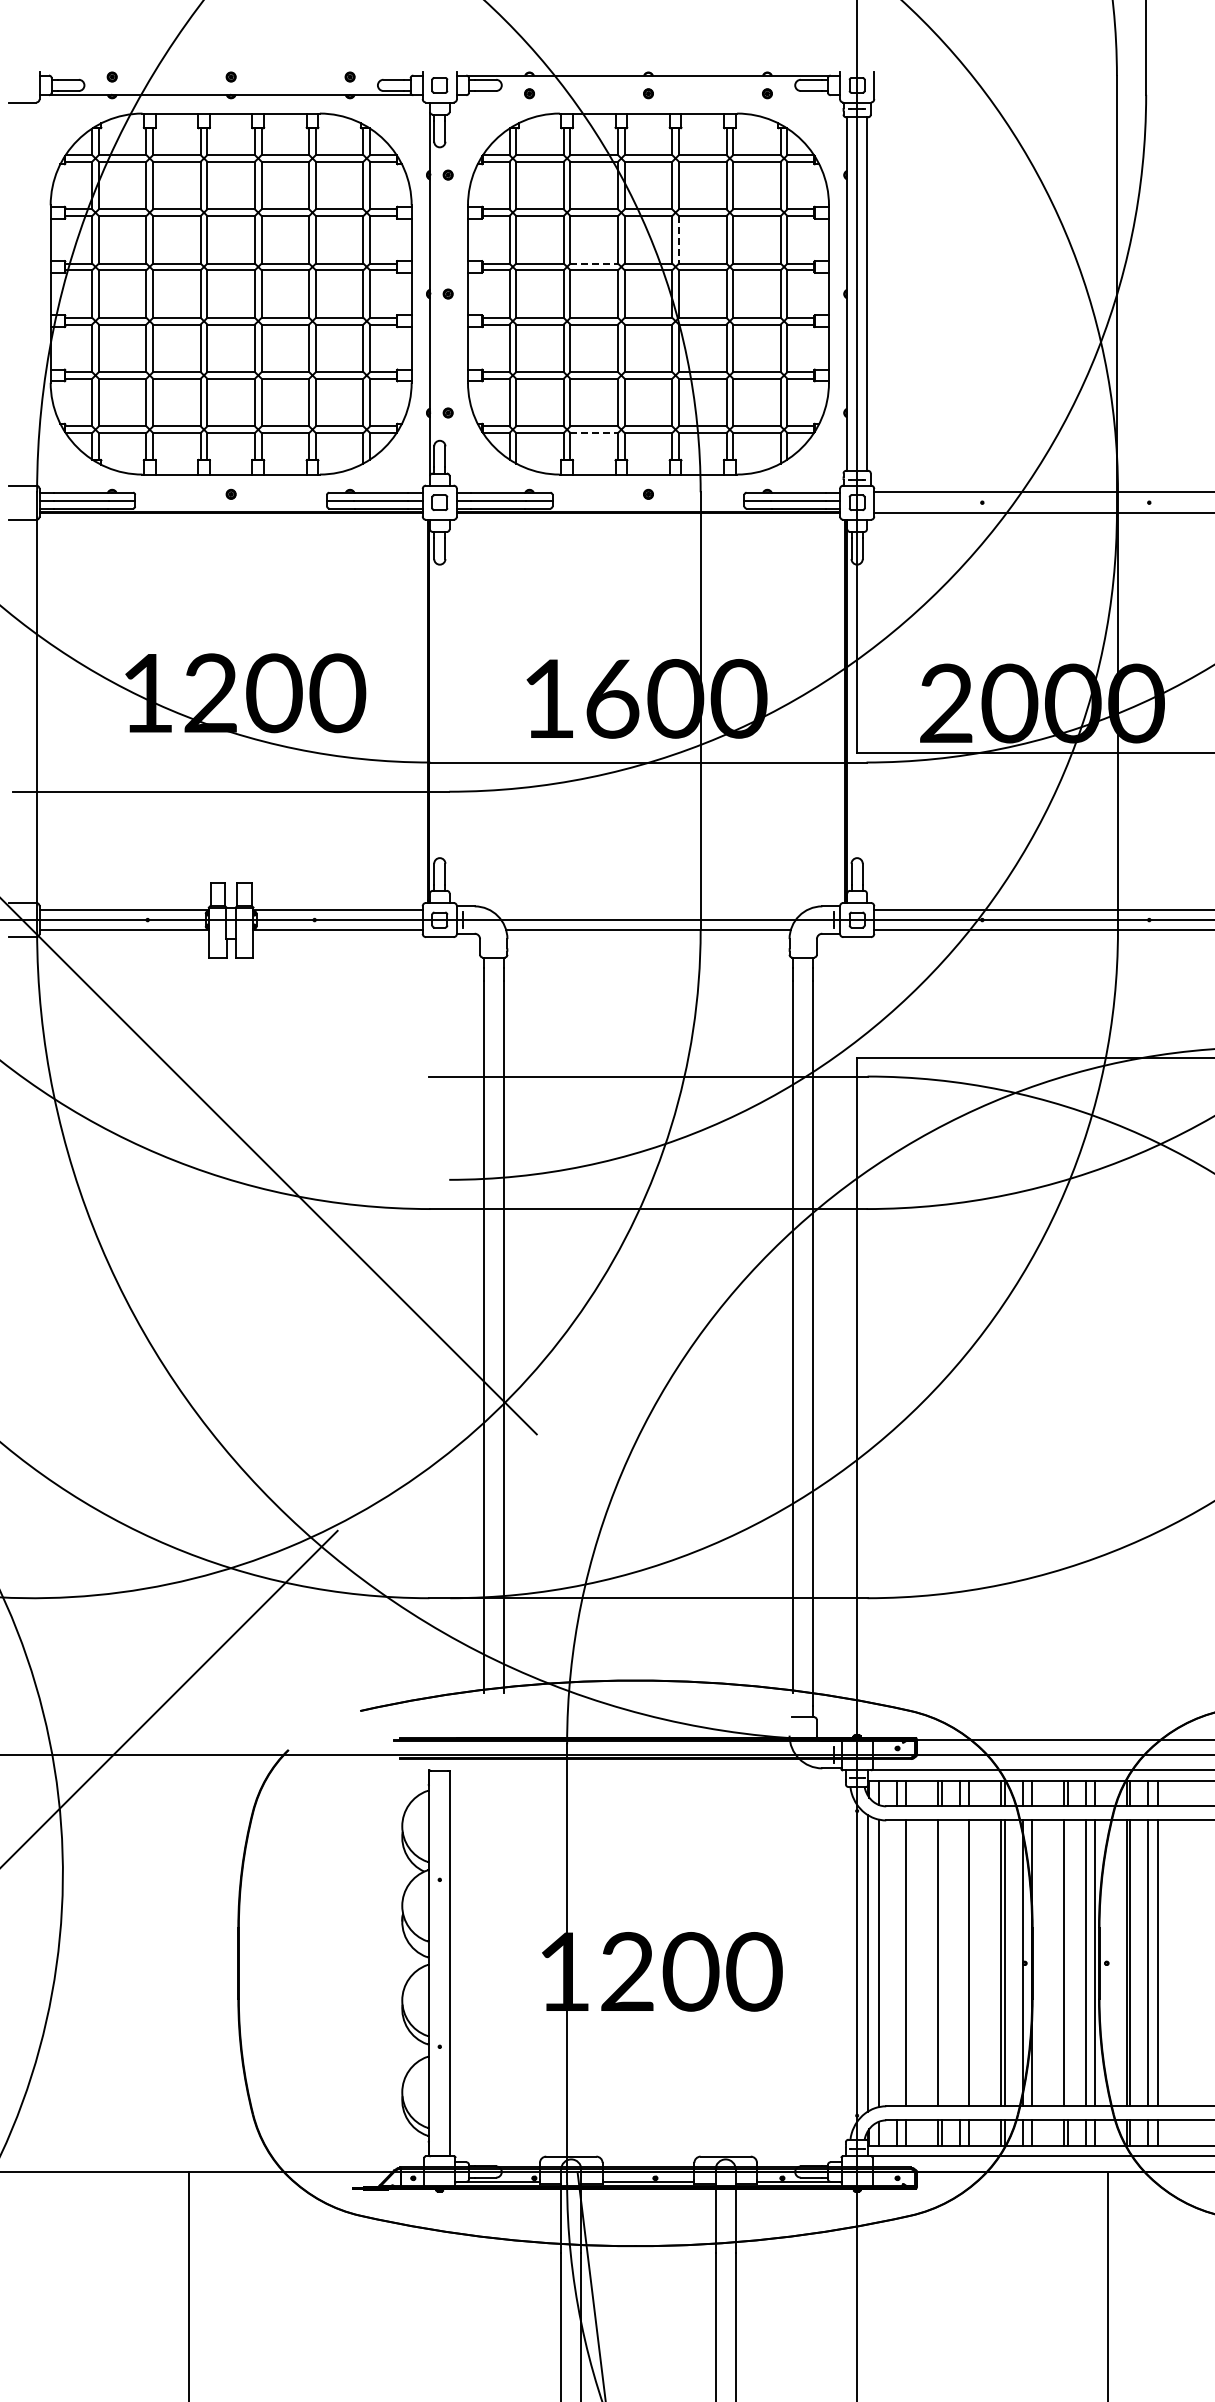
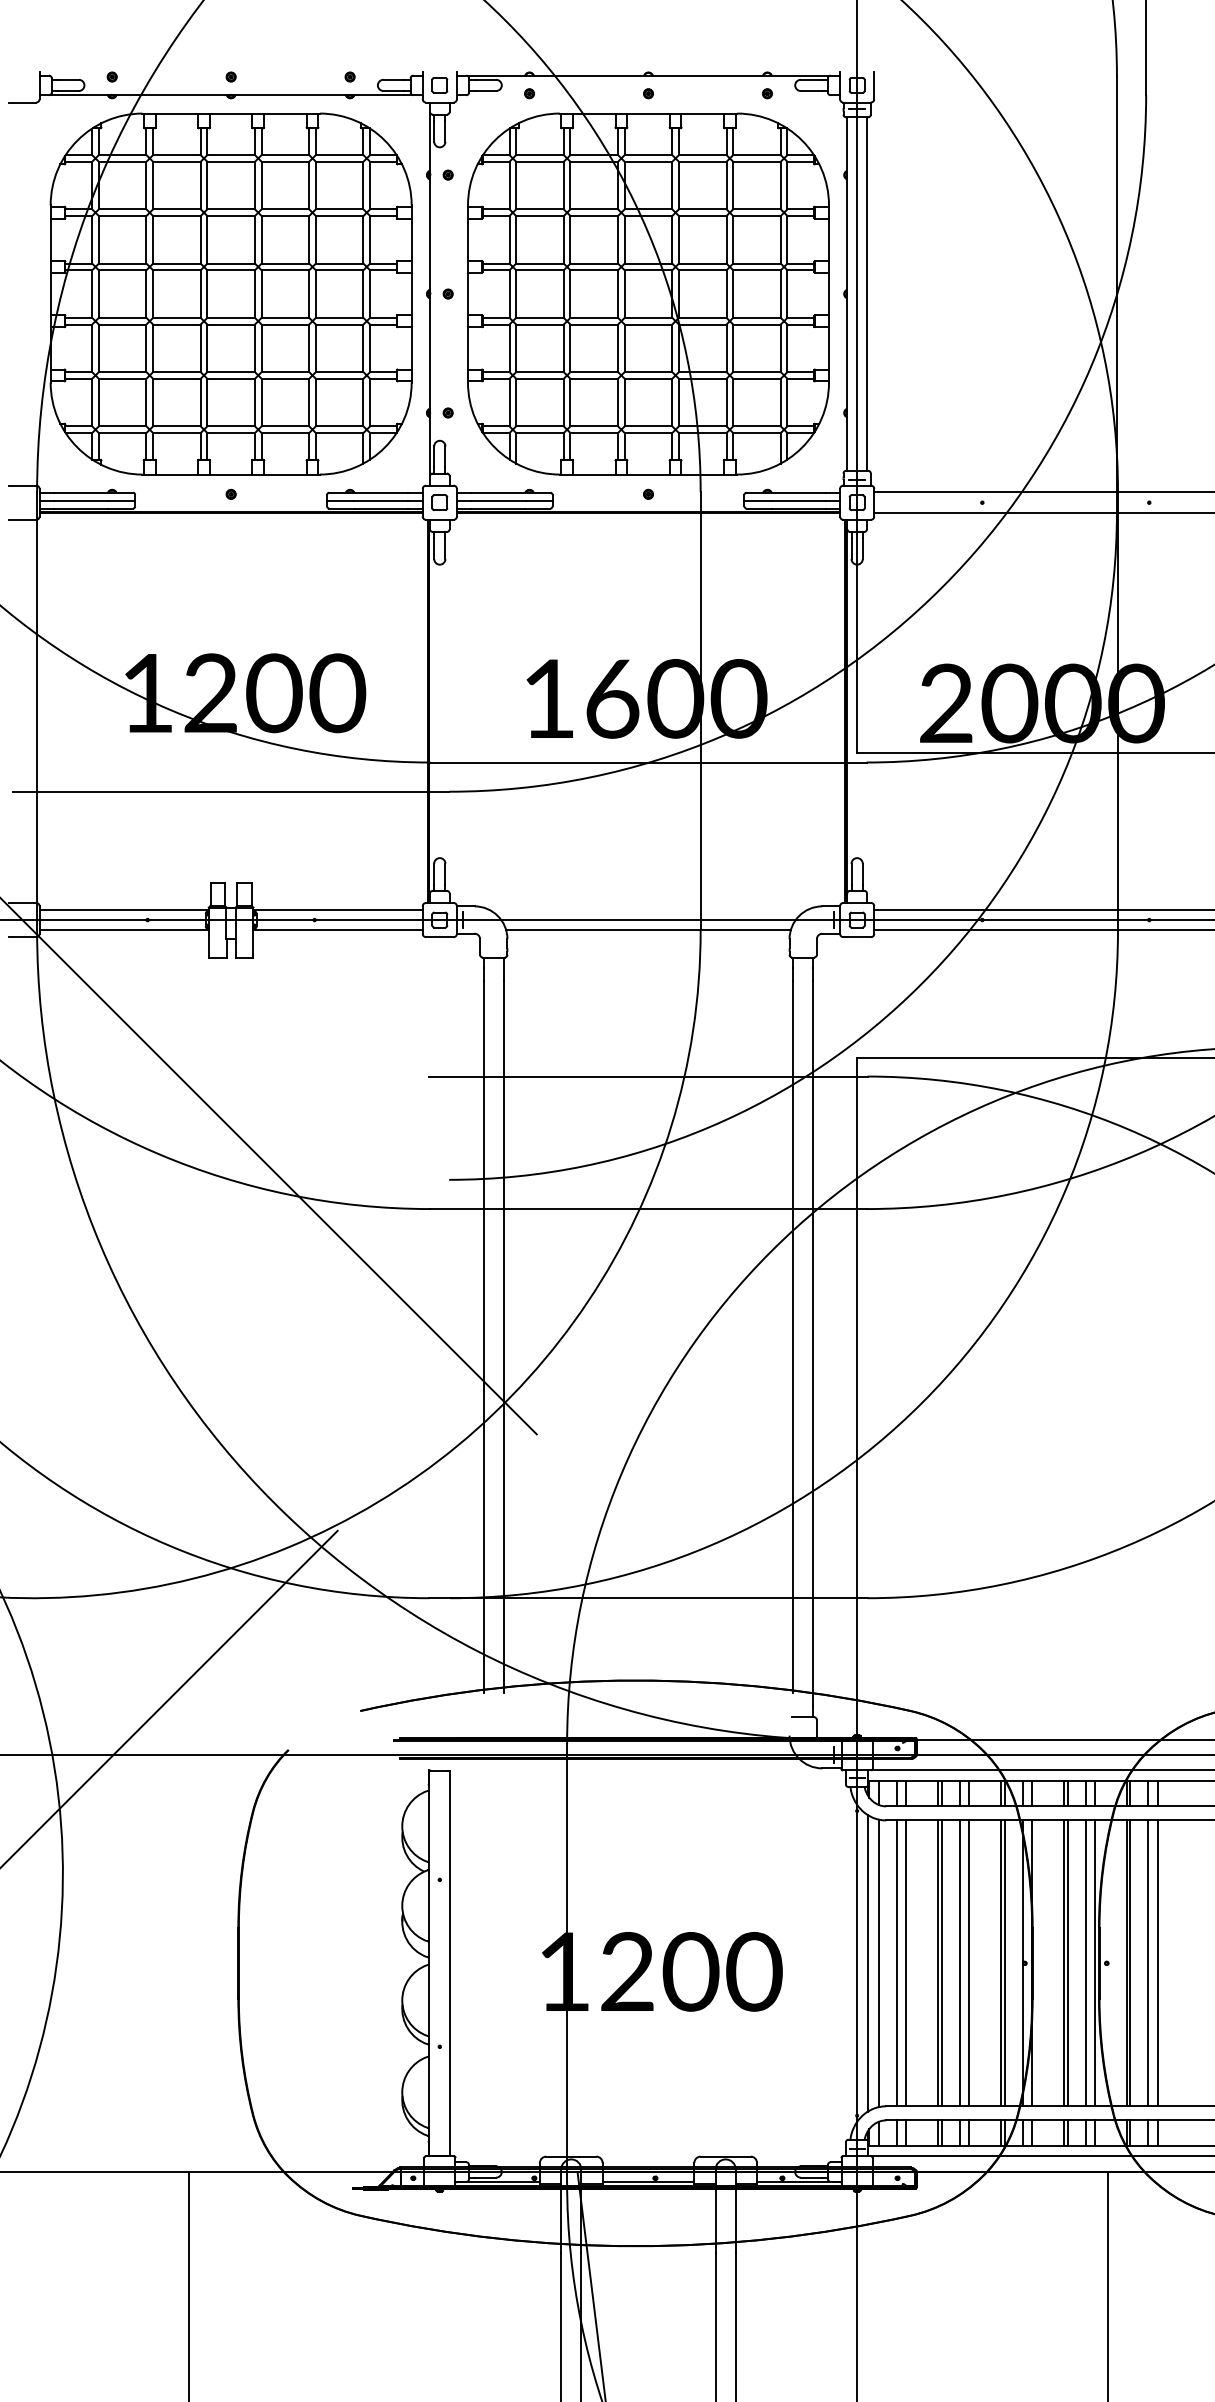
line: dashed -> solid (678, 239)
line: dashed -> solid (594, 263)
line: dashed -> solid (594, 433)
line: none -> present (897, 1963)
line: none -> present (942, 1963)
line: none -> present (959, 1963)
line: none -> present (1067, 1963)
